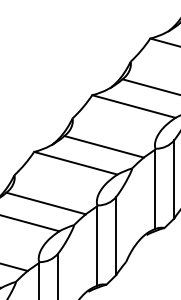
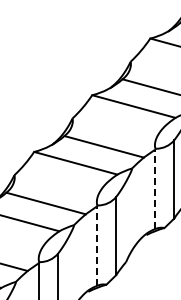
line: solid -> dashed (154, 189)
line: solid -> dashed (96, 246)
